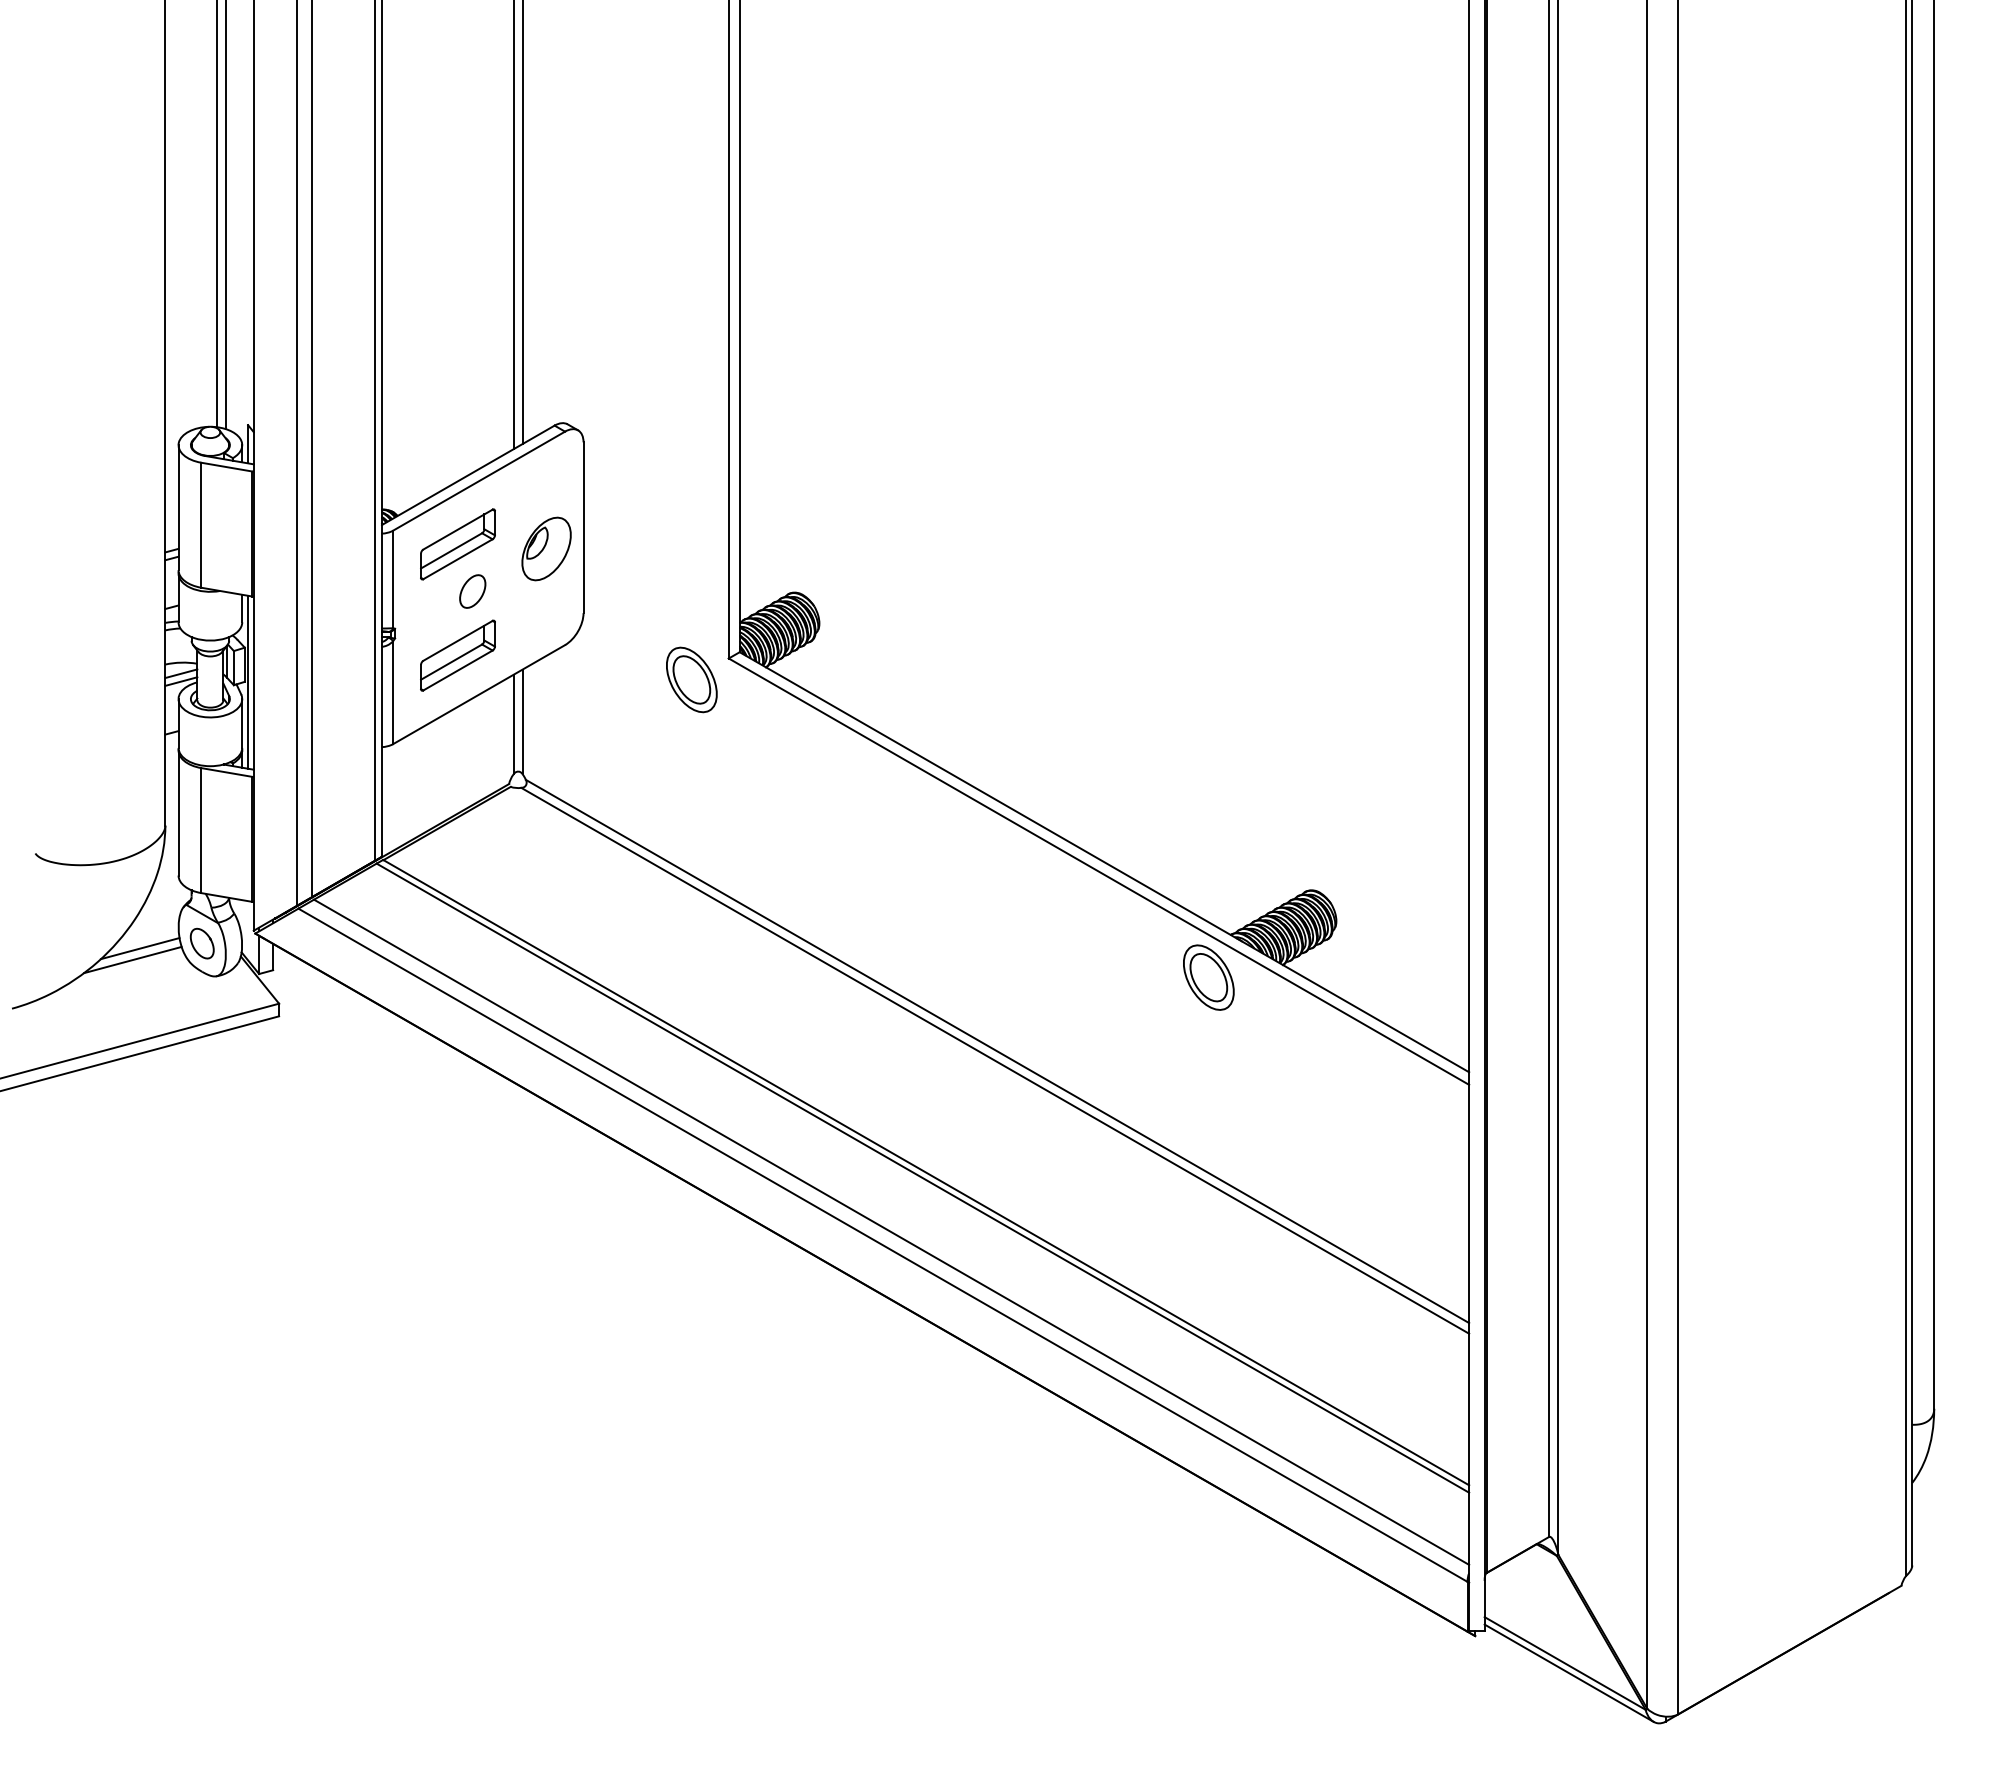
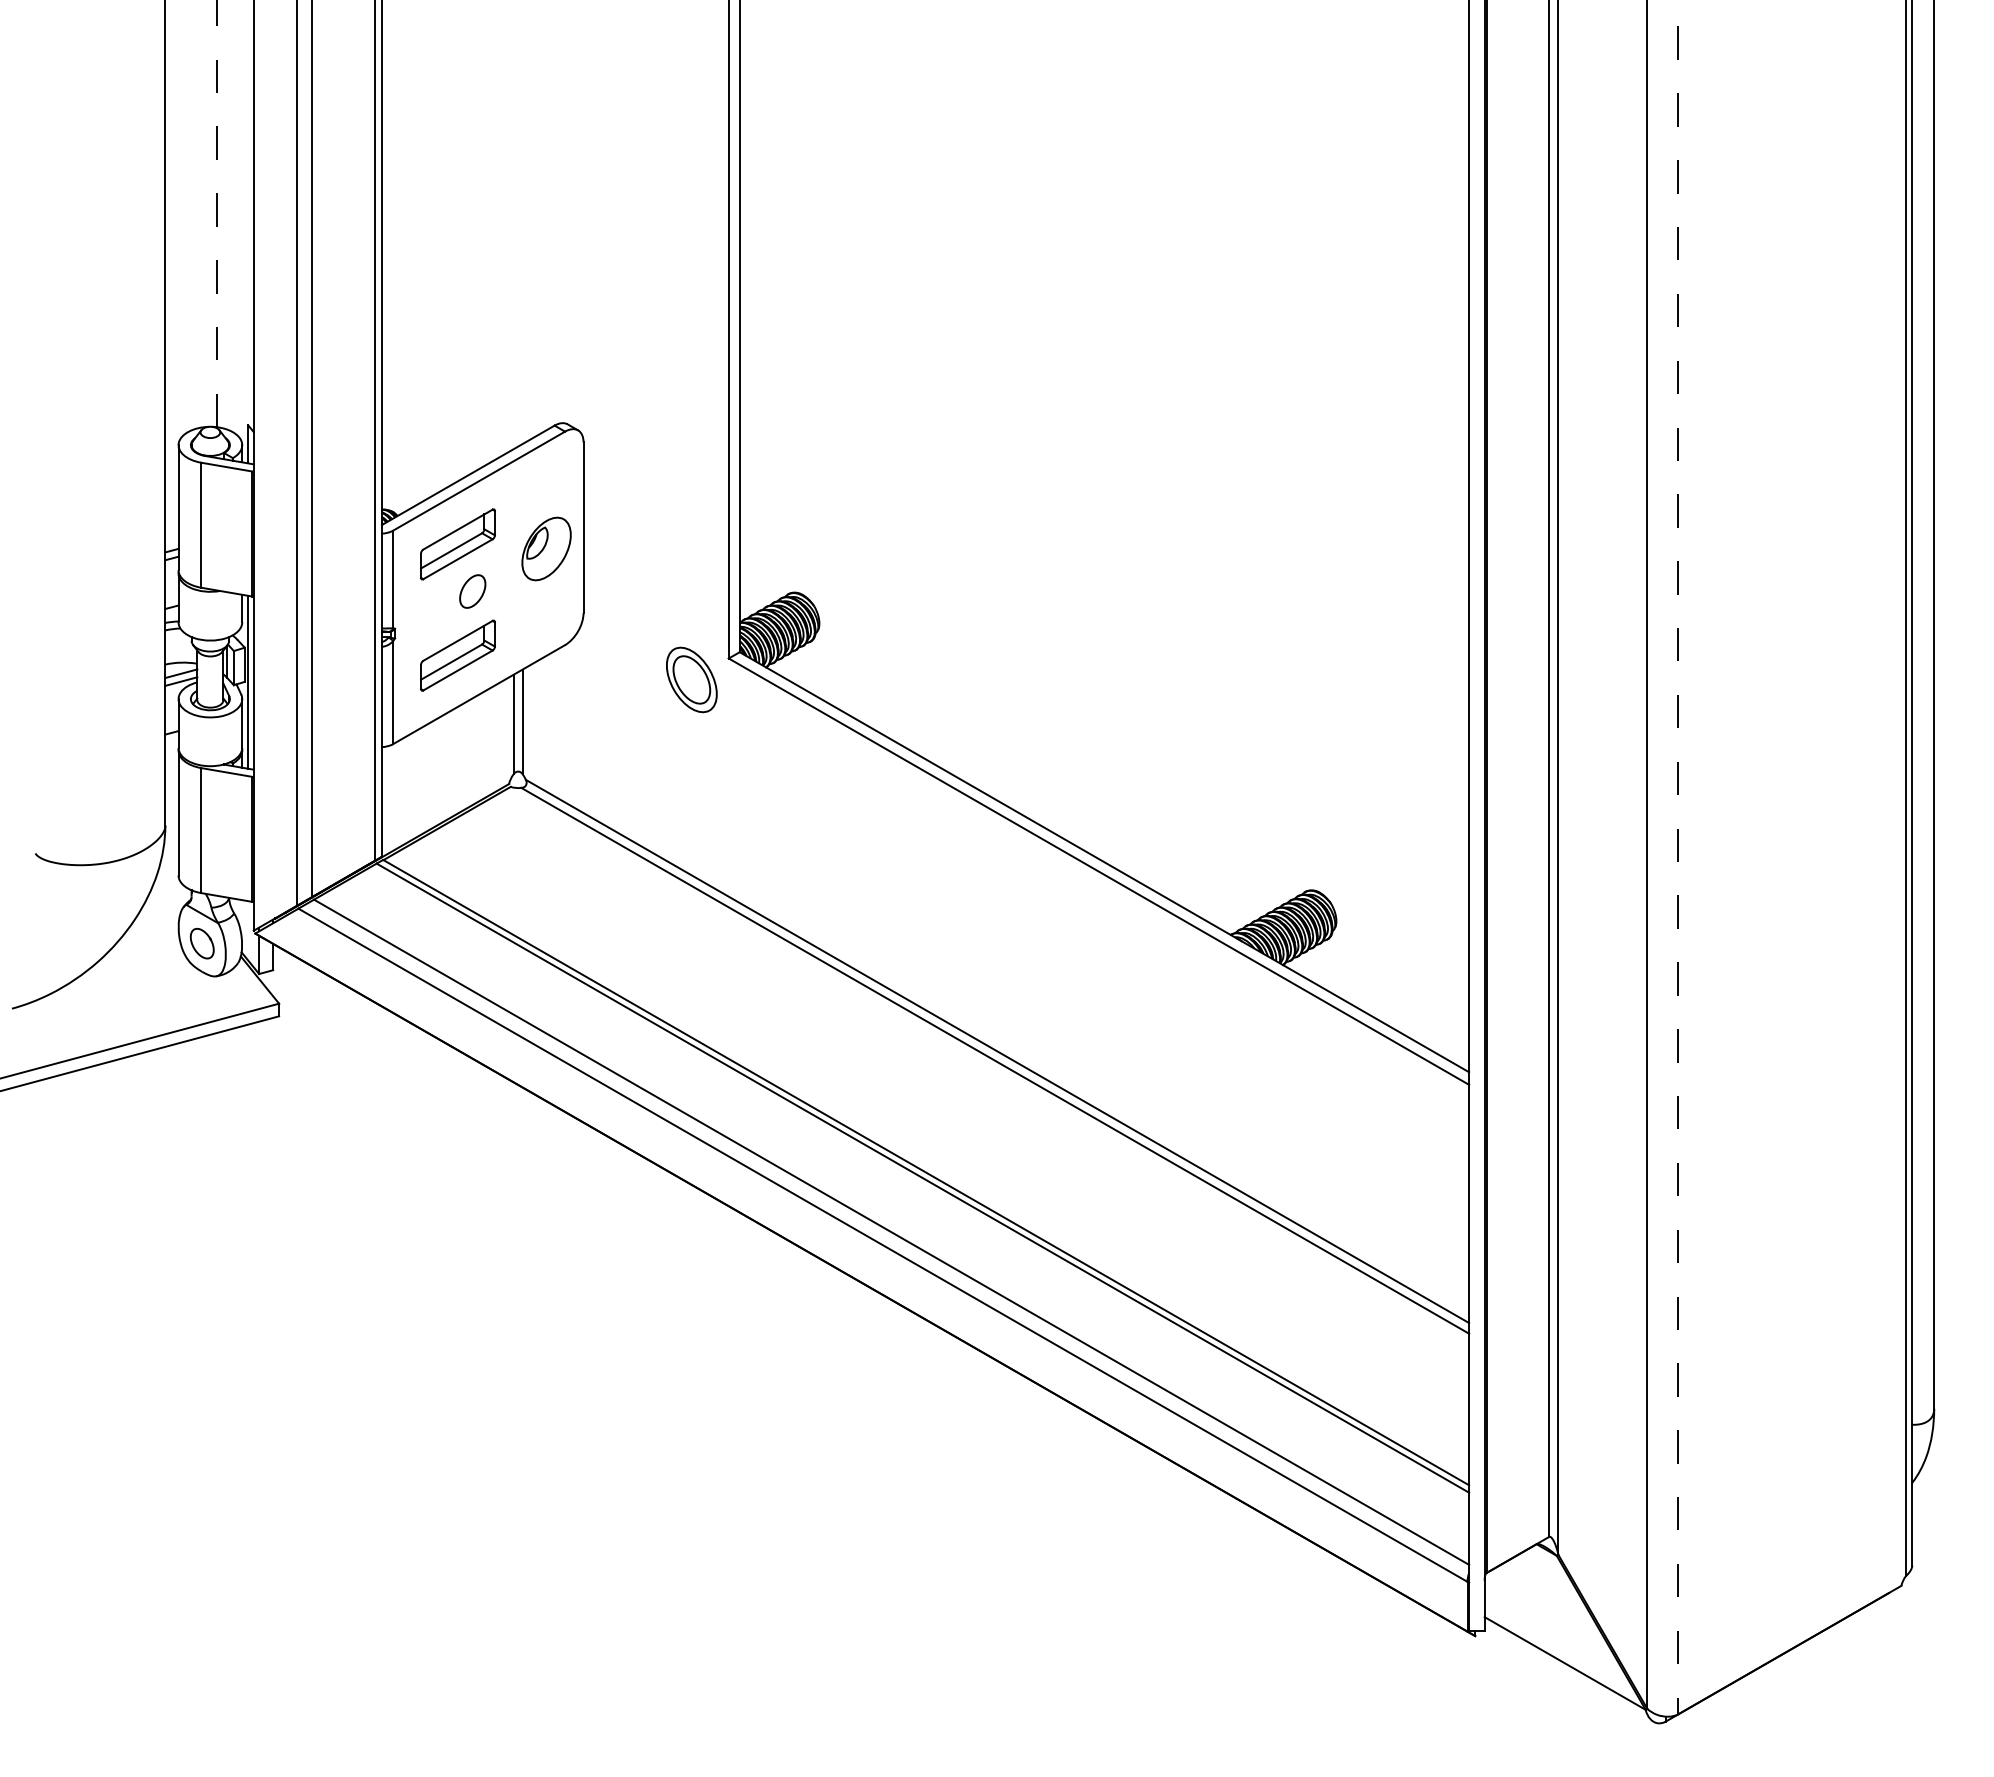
line: solid -> dashed (217, 213)
line: present -> none (226, 215)
line: present -> none (522, 222)
line: present -> none (513, 225)
line: solid -> dashed (1678, 857)
line: present -> none (139, 948)
line: present -> none (132, 959)
part: present -> none (1208, 977)
line: present -> none (1568, 1672)
